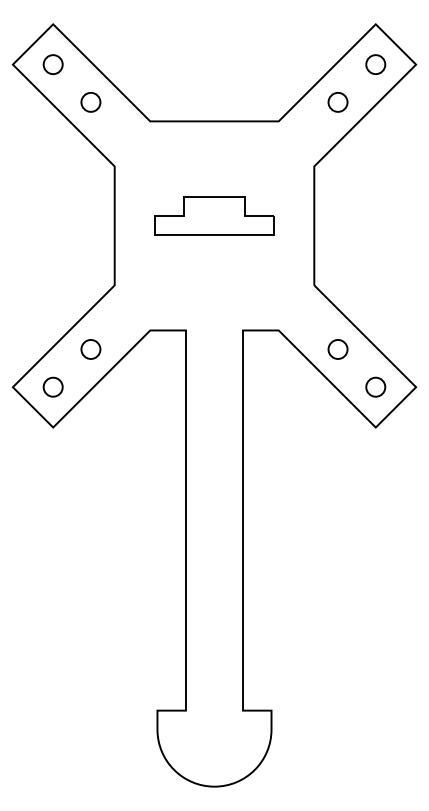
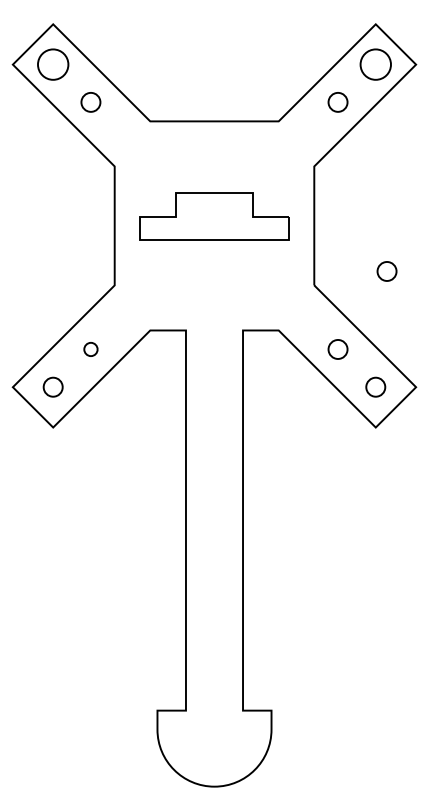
circle diameter: 19 px -> 30 px (53, 64)
circle diameter: 19 px -> 30 px (375, 64)
part size: 121x40 px -> 151x49 px (214, 216)
circle: none -> present (386, 271)
circle size: 22x21 px -> 16x15 px (90, 349)
